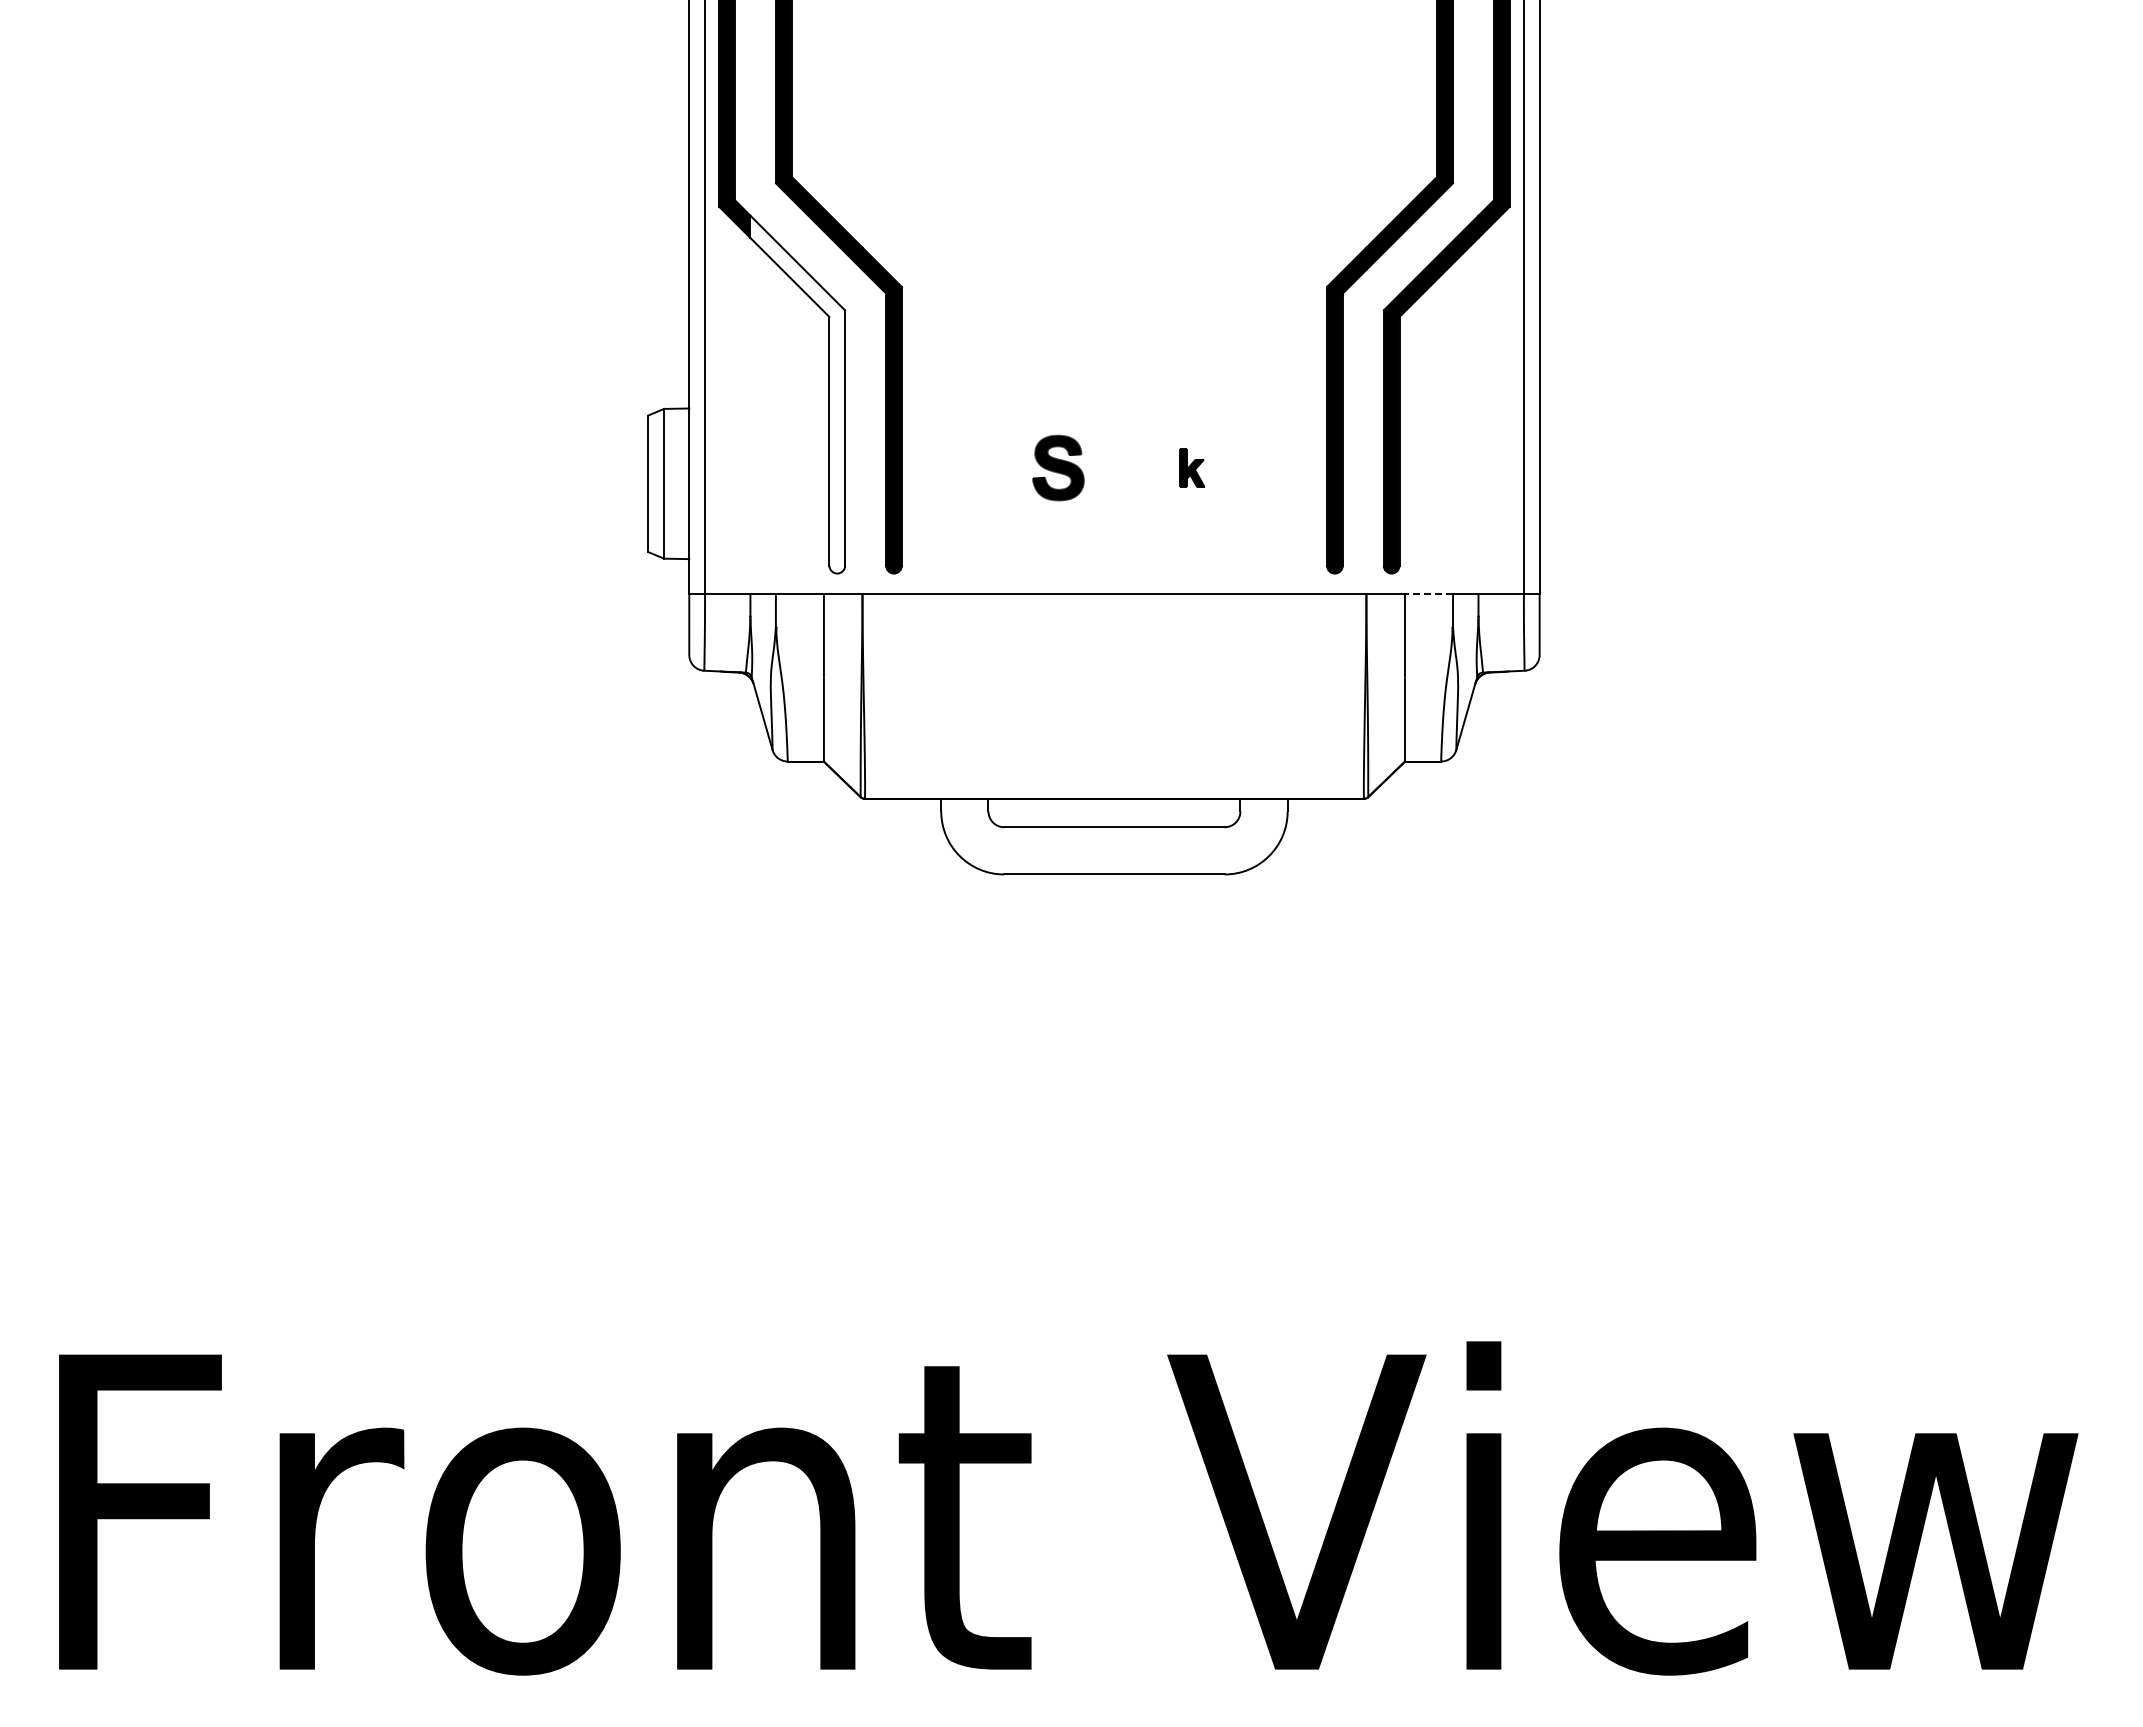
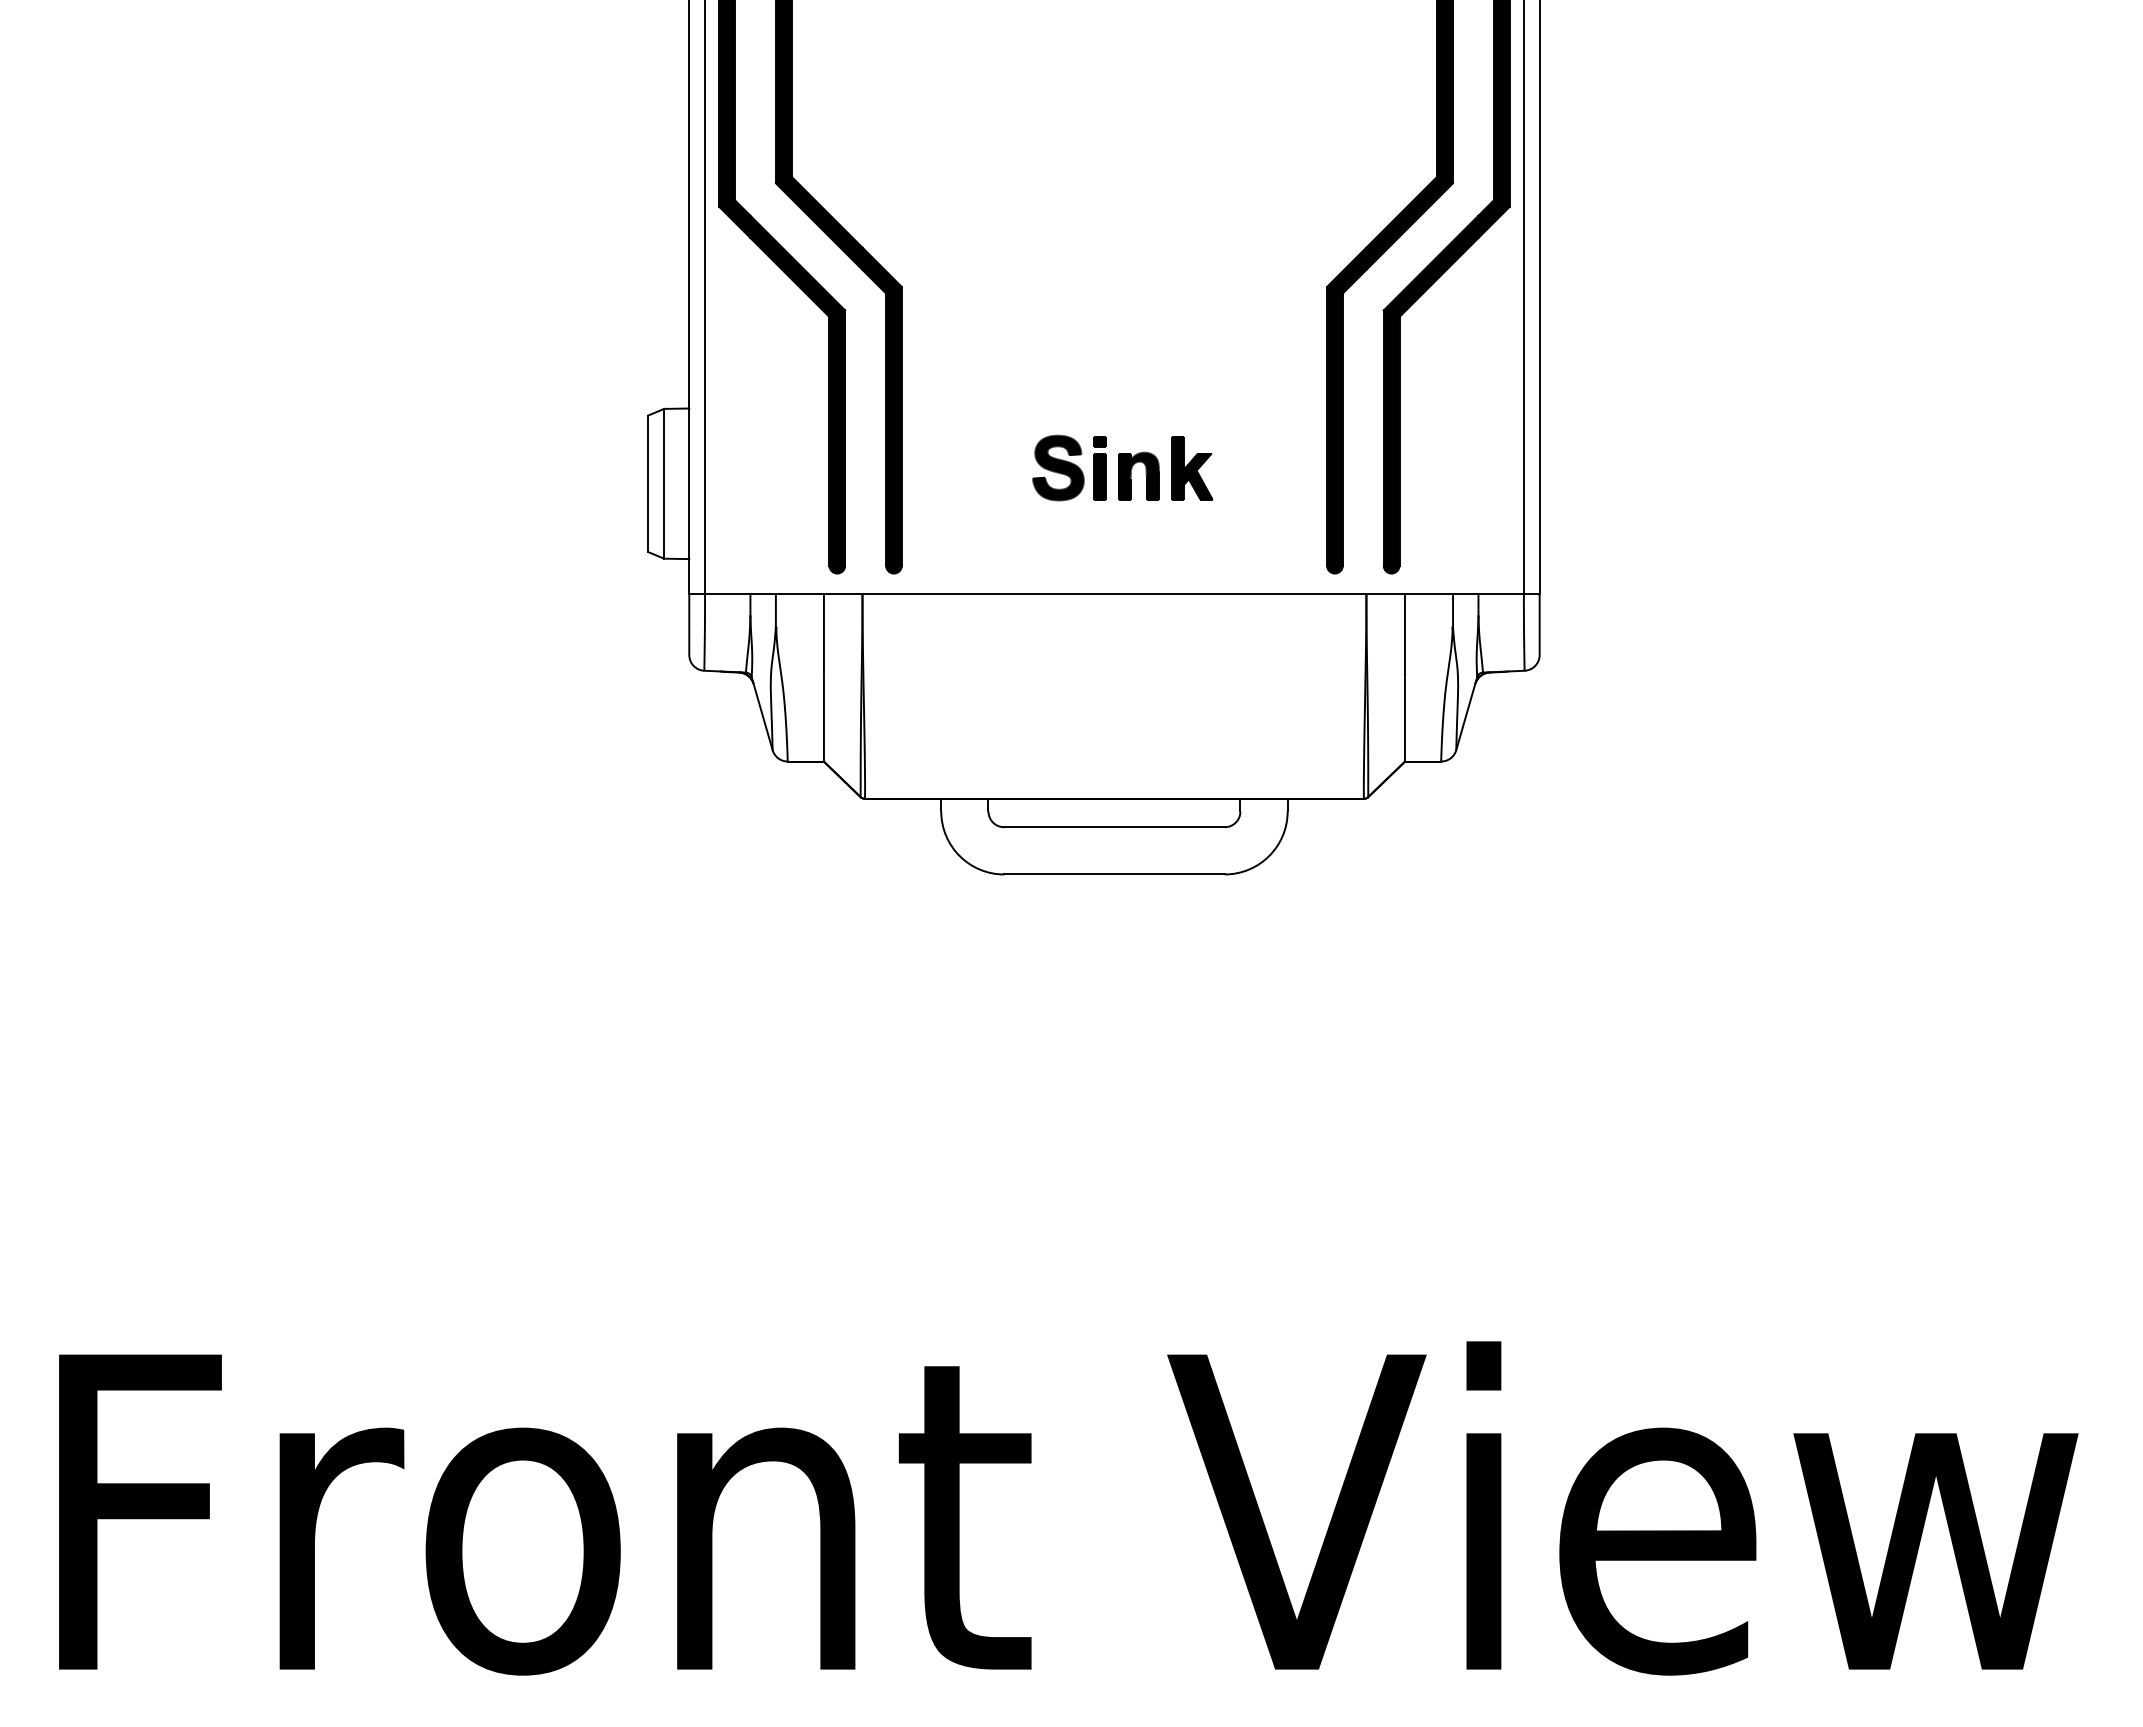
fill: none -> present (797, 394)
part size: 27x40 px -> 43x65 px (1192, 468)
part: none -> present (1099, 468)
part: none -> present (1131, 475)
line: dashed -> solid (1428, 594)
